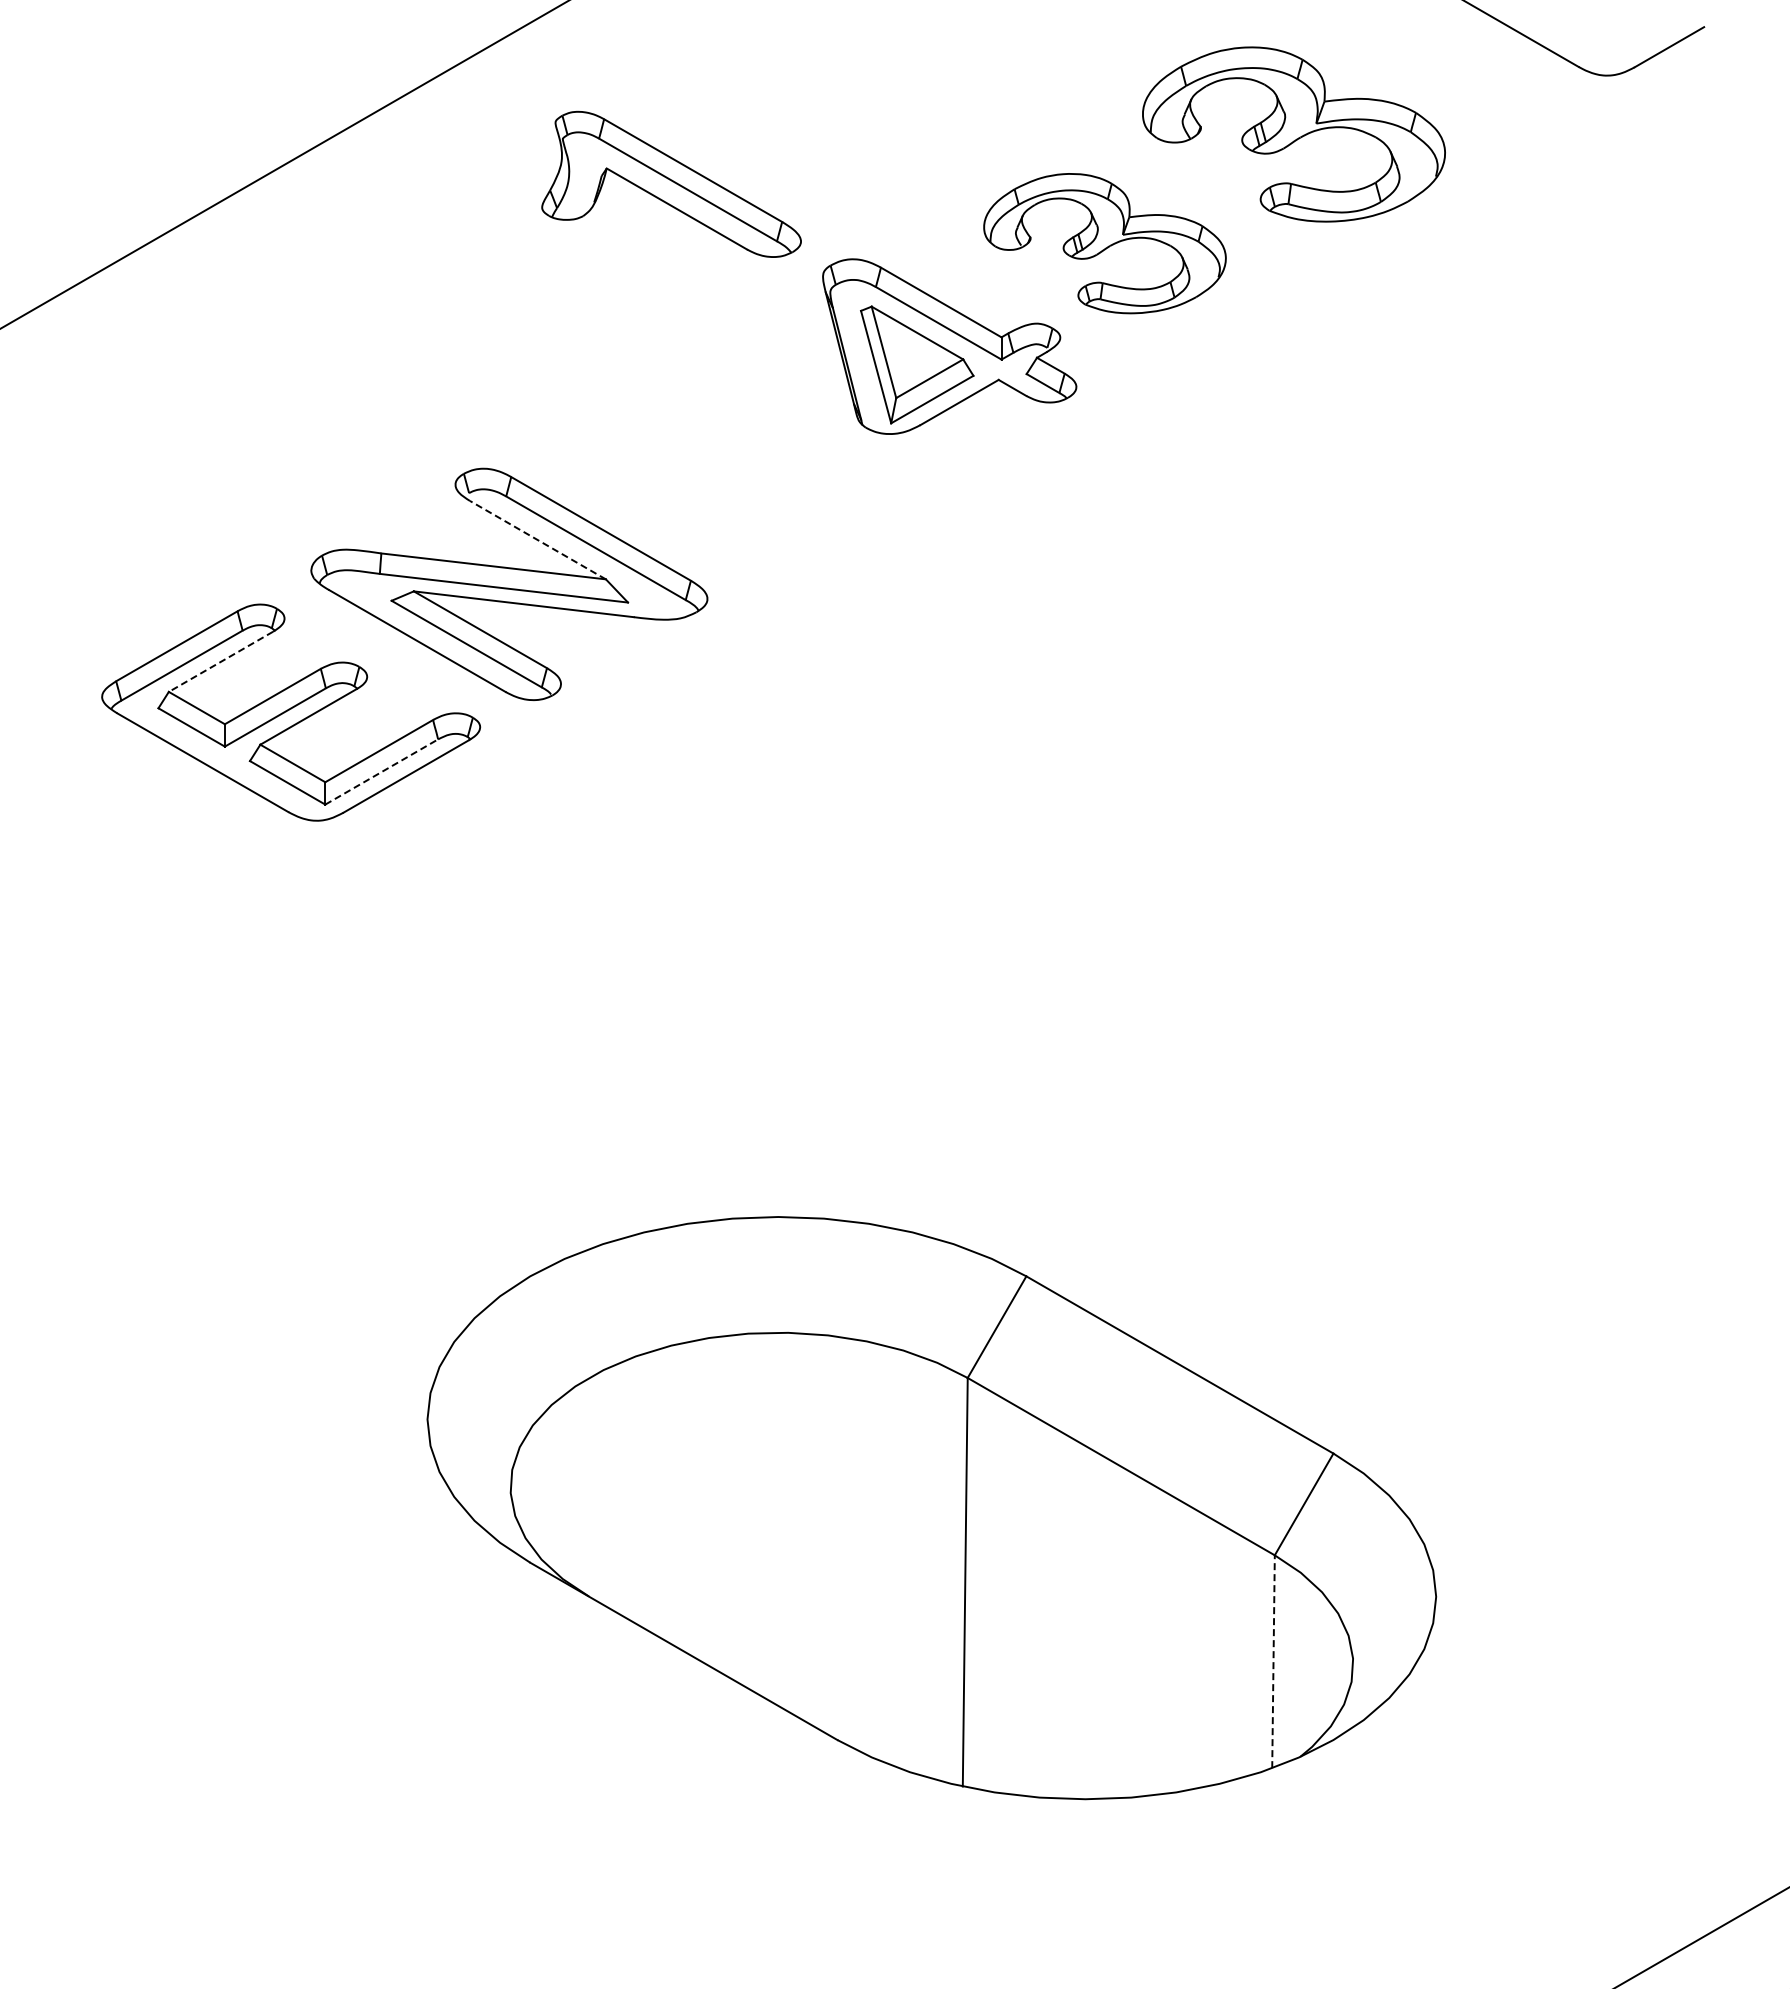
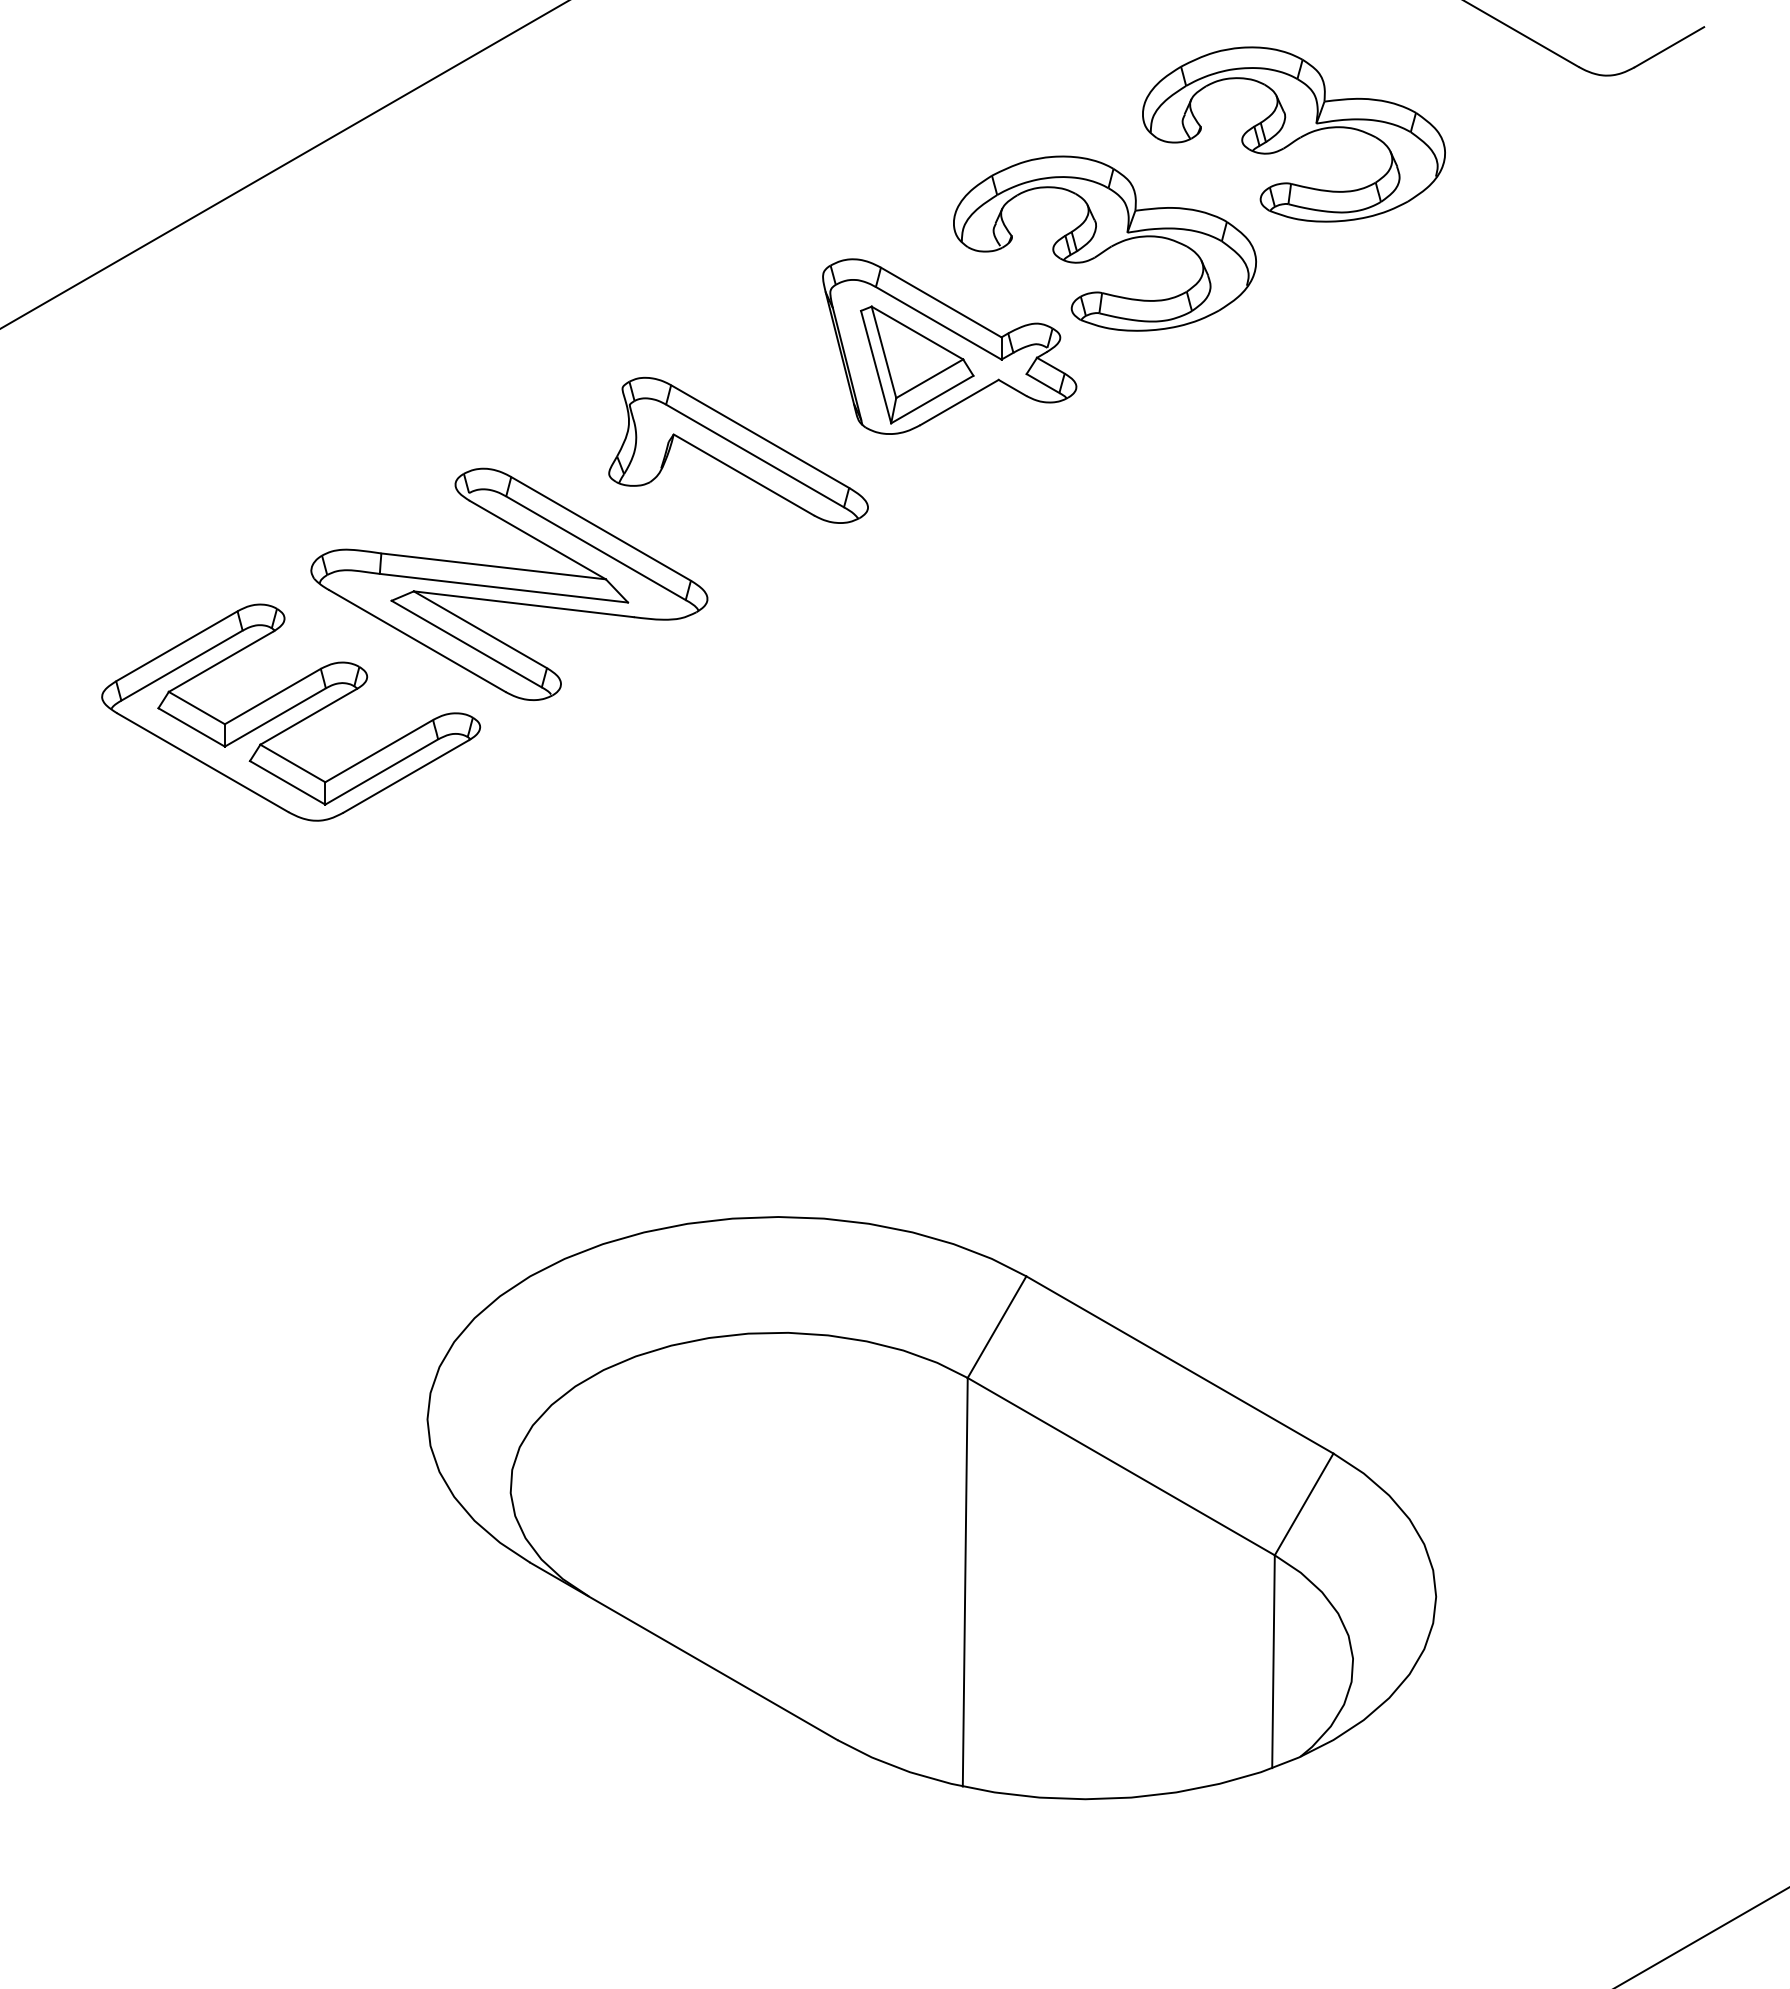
part position: (671, 183) -> (738, 449) (738, 449)
part size: 244x142 px -> 304x177 px (1104, 243)
line: dashed -> solid (537, 540)
line: dashed -> solid (220, 662)
line: dashed -> solid (382, 771)
line: dashed -> solid (1273, 1661)
